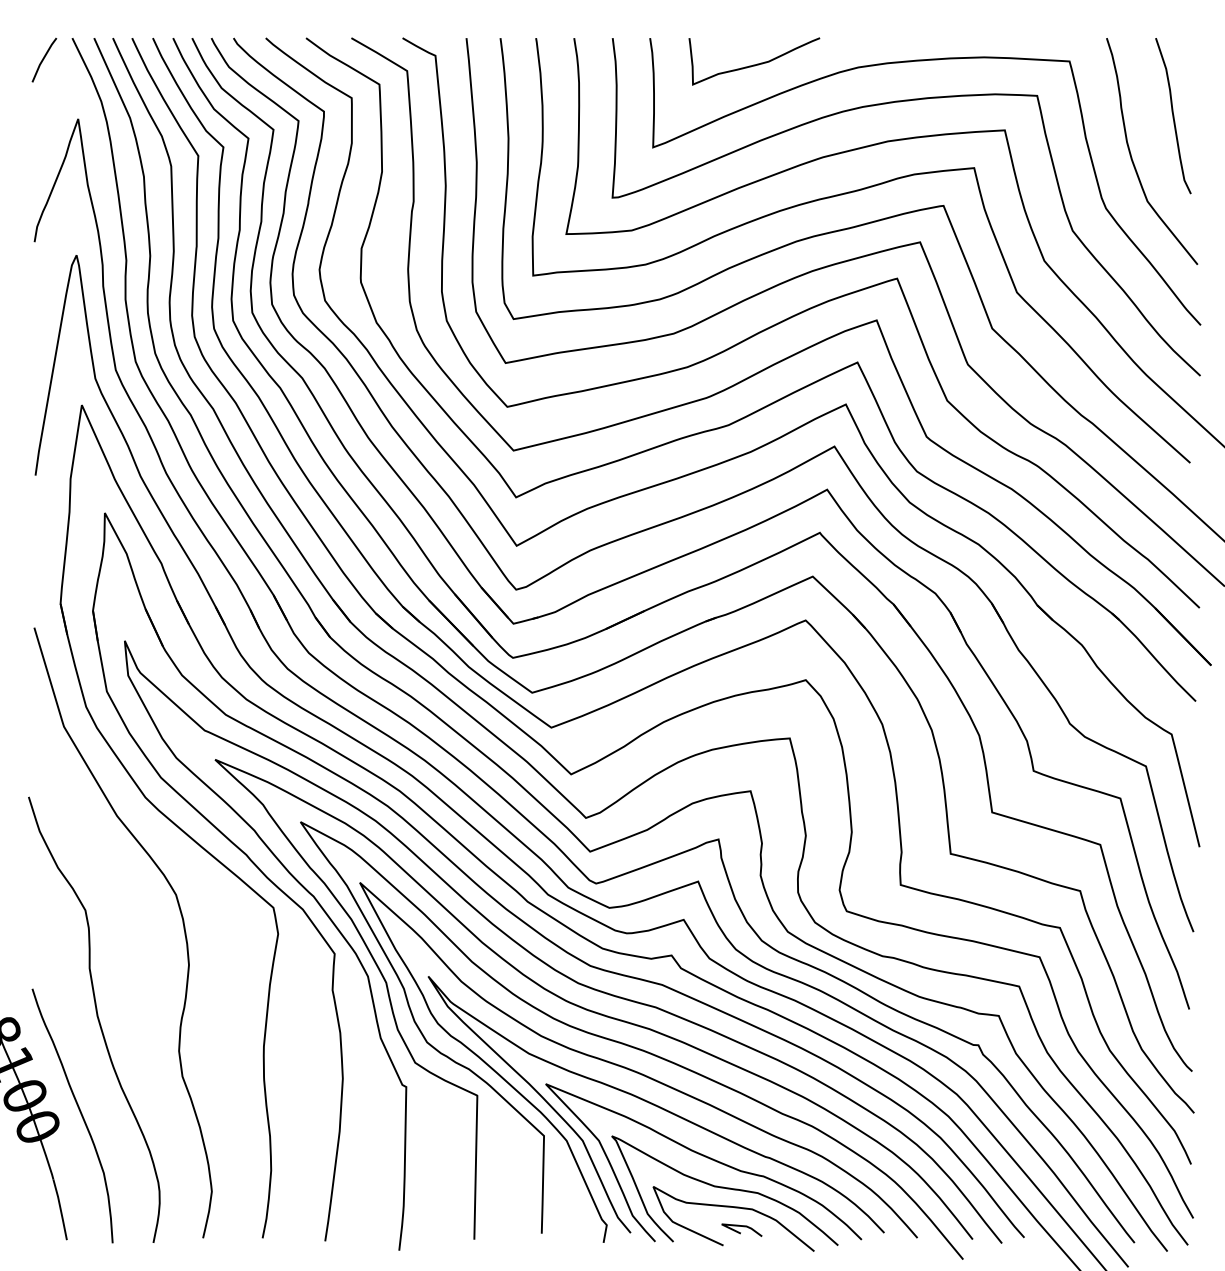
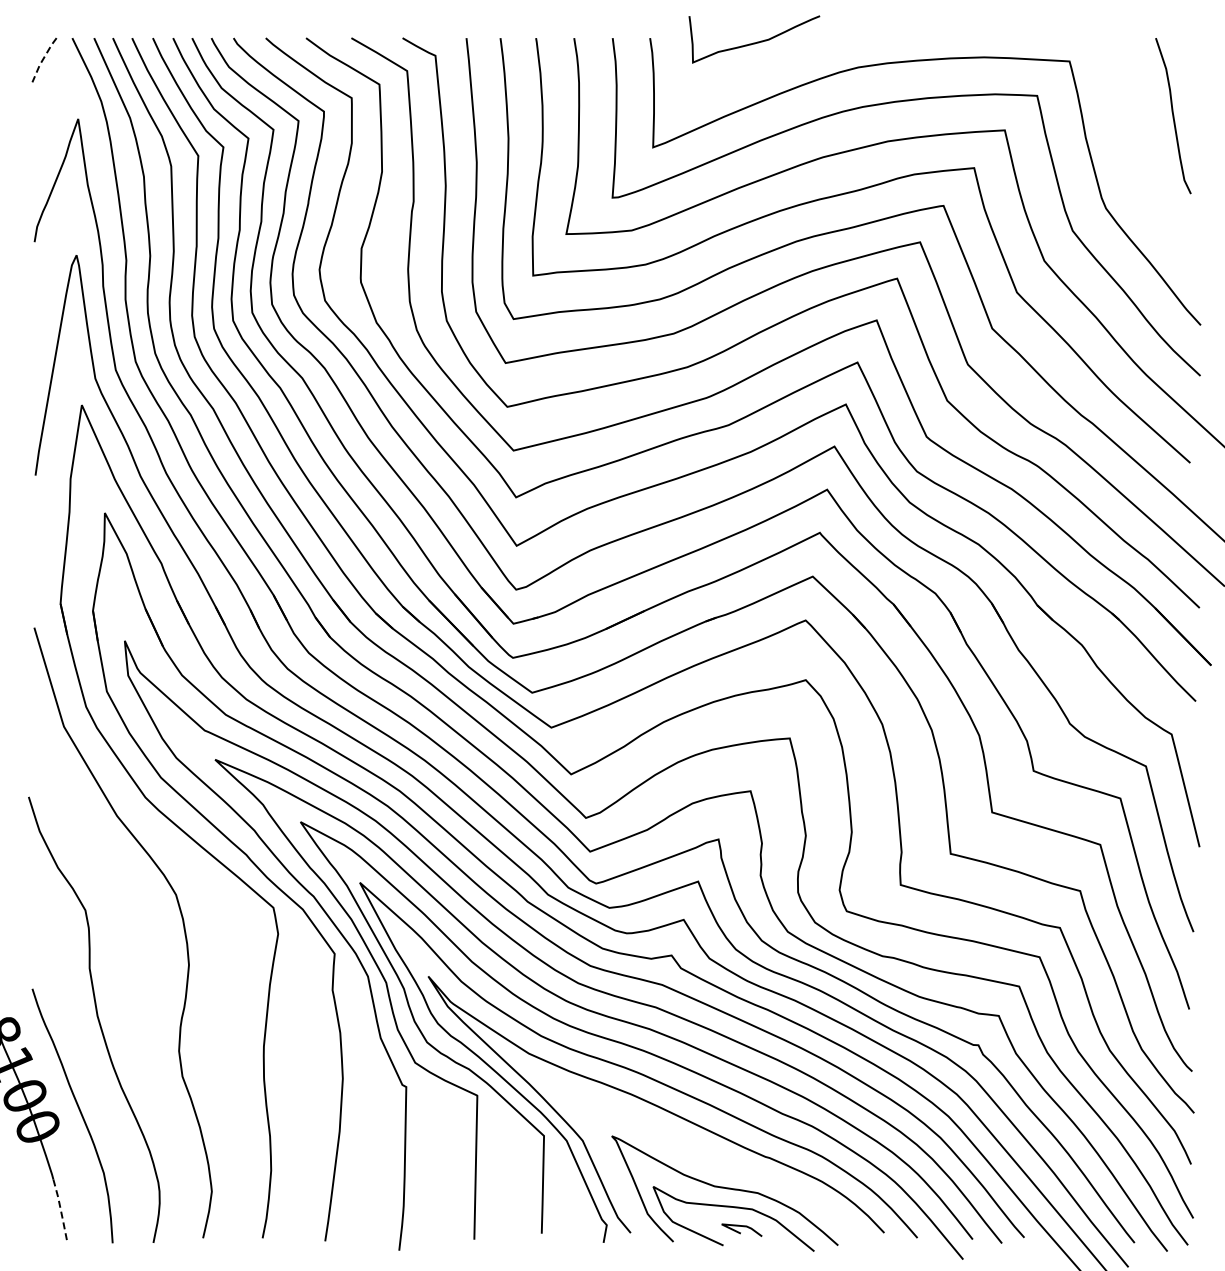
line: solid -> dashed (43, 59)
curve position: (754, 64) -> (754, 42) (754, 42)
curve: present -> none (1132, 157)
curve: present -> none (705, 1157)
line: solid -> dashed (60, 1209)
